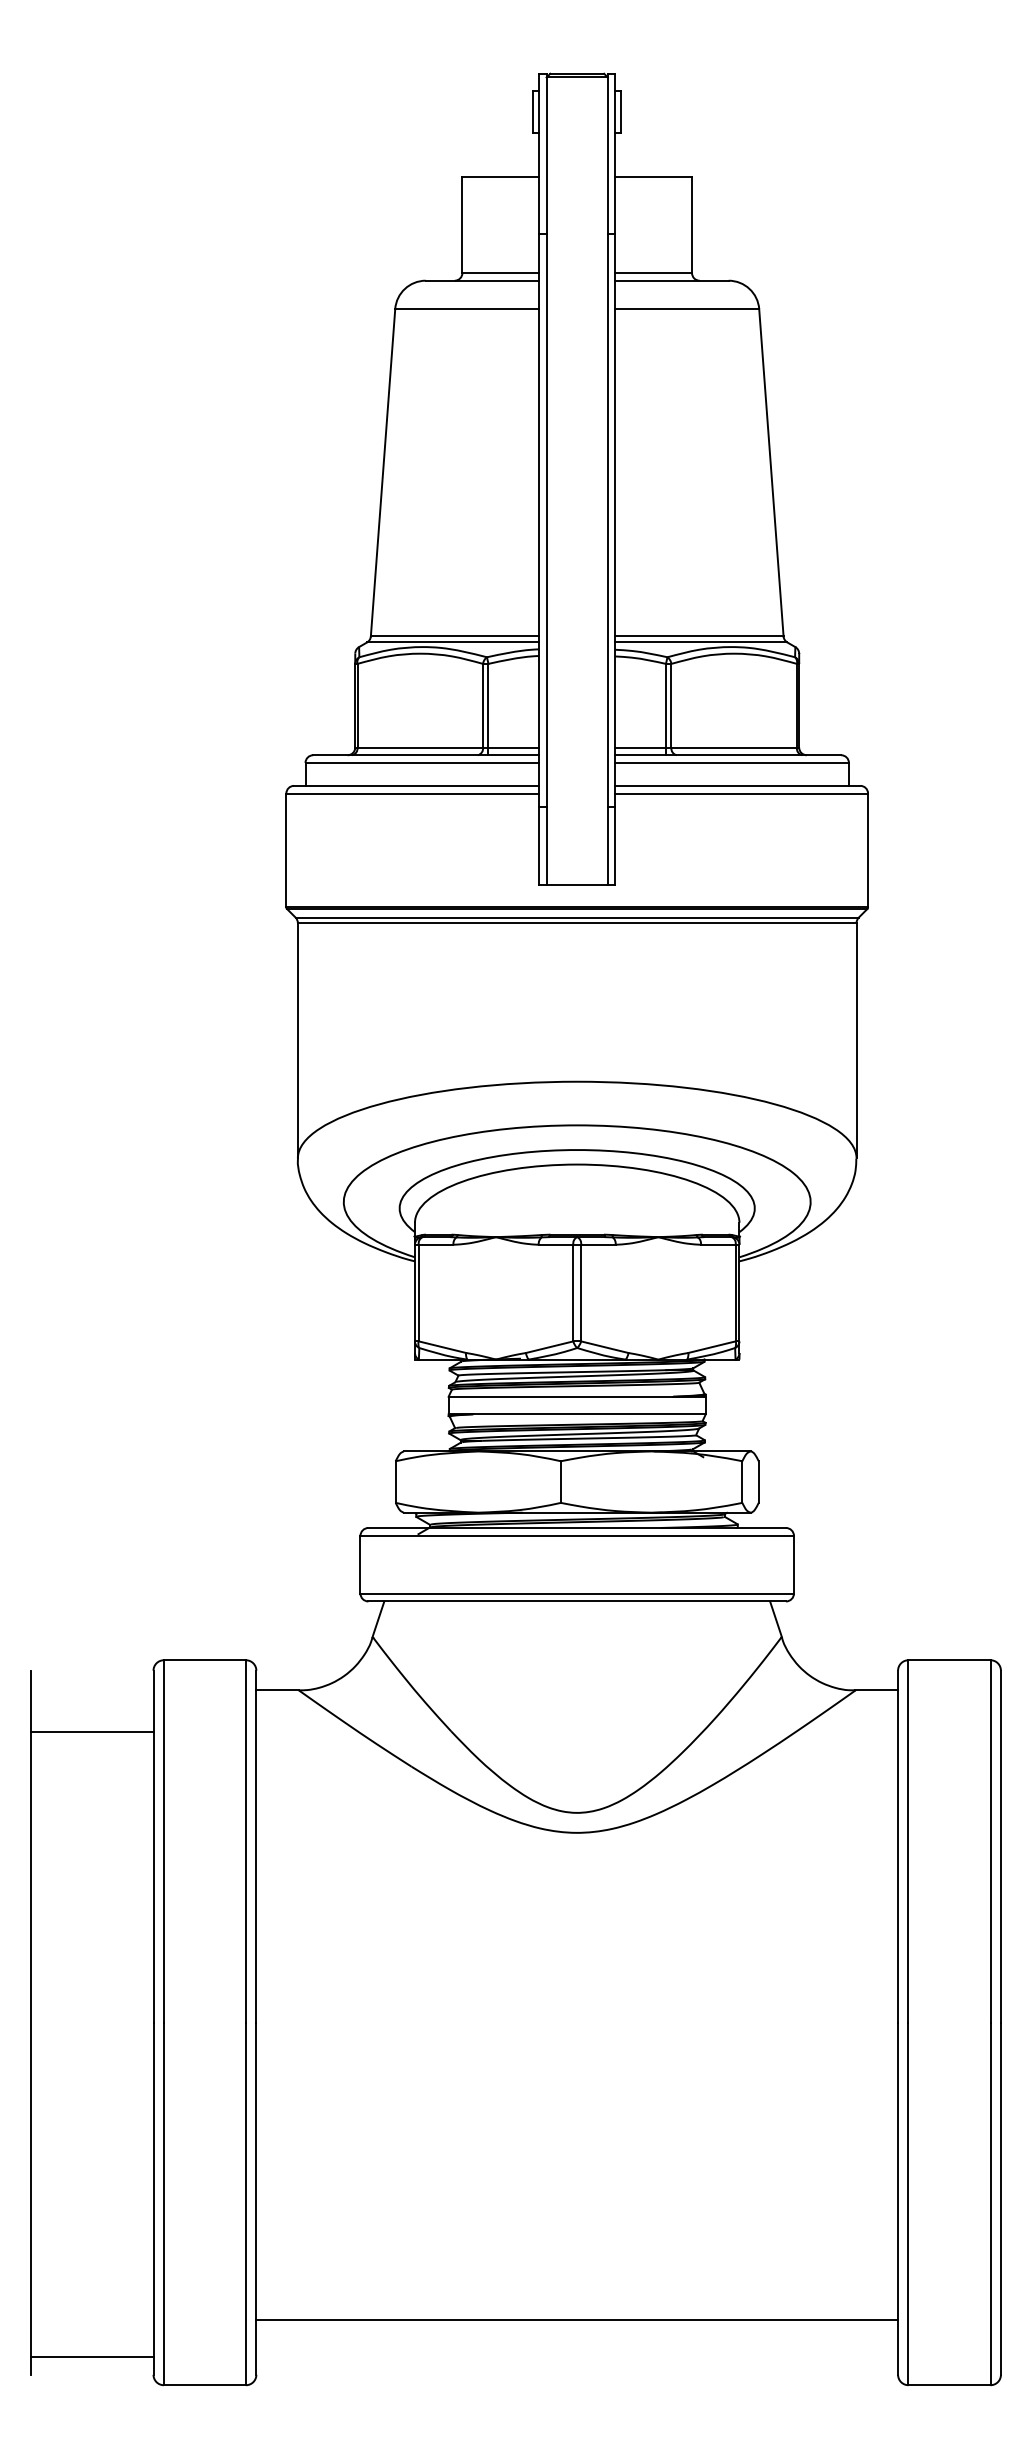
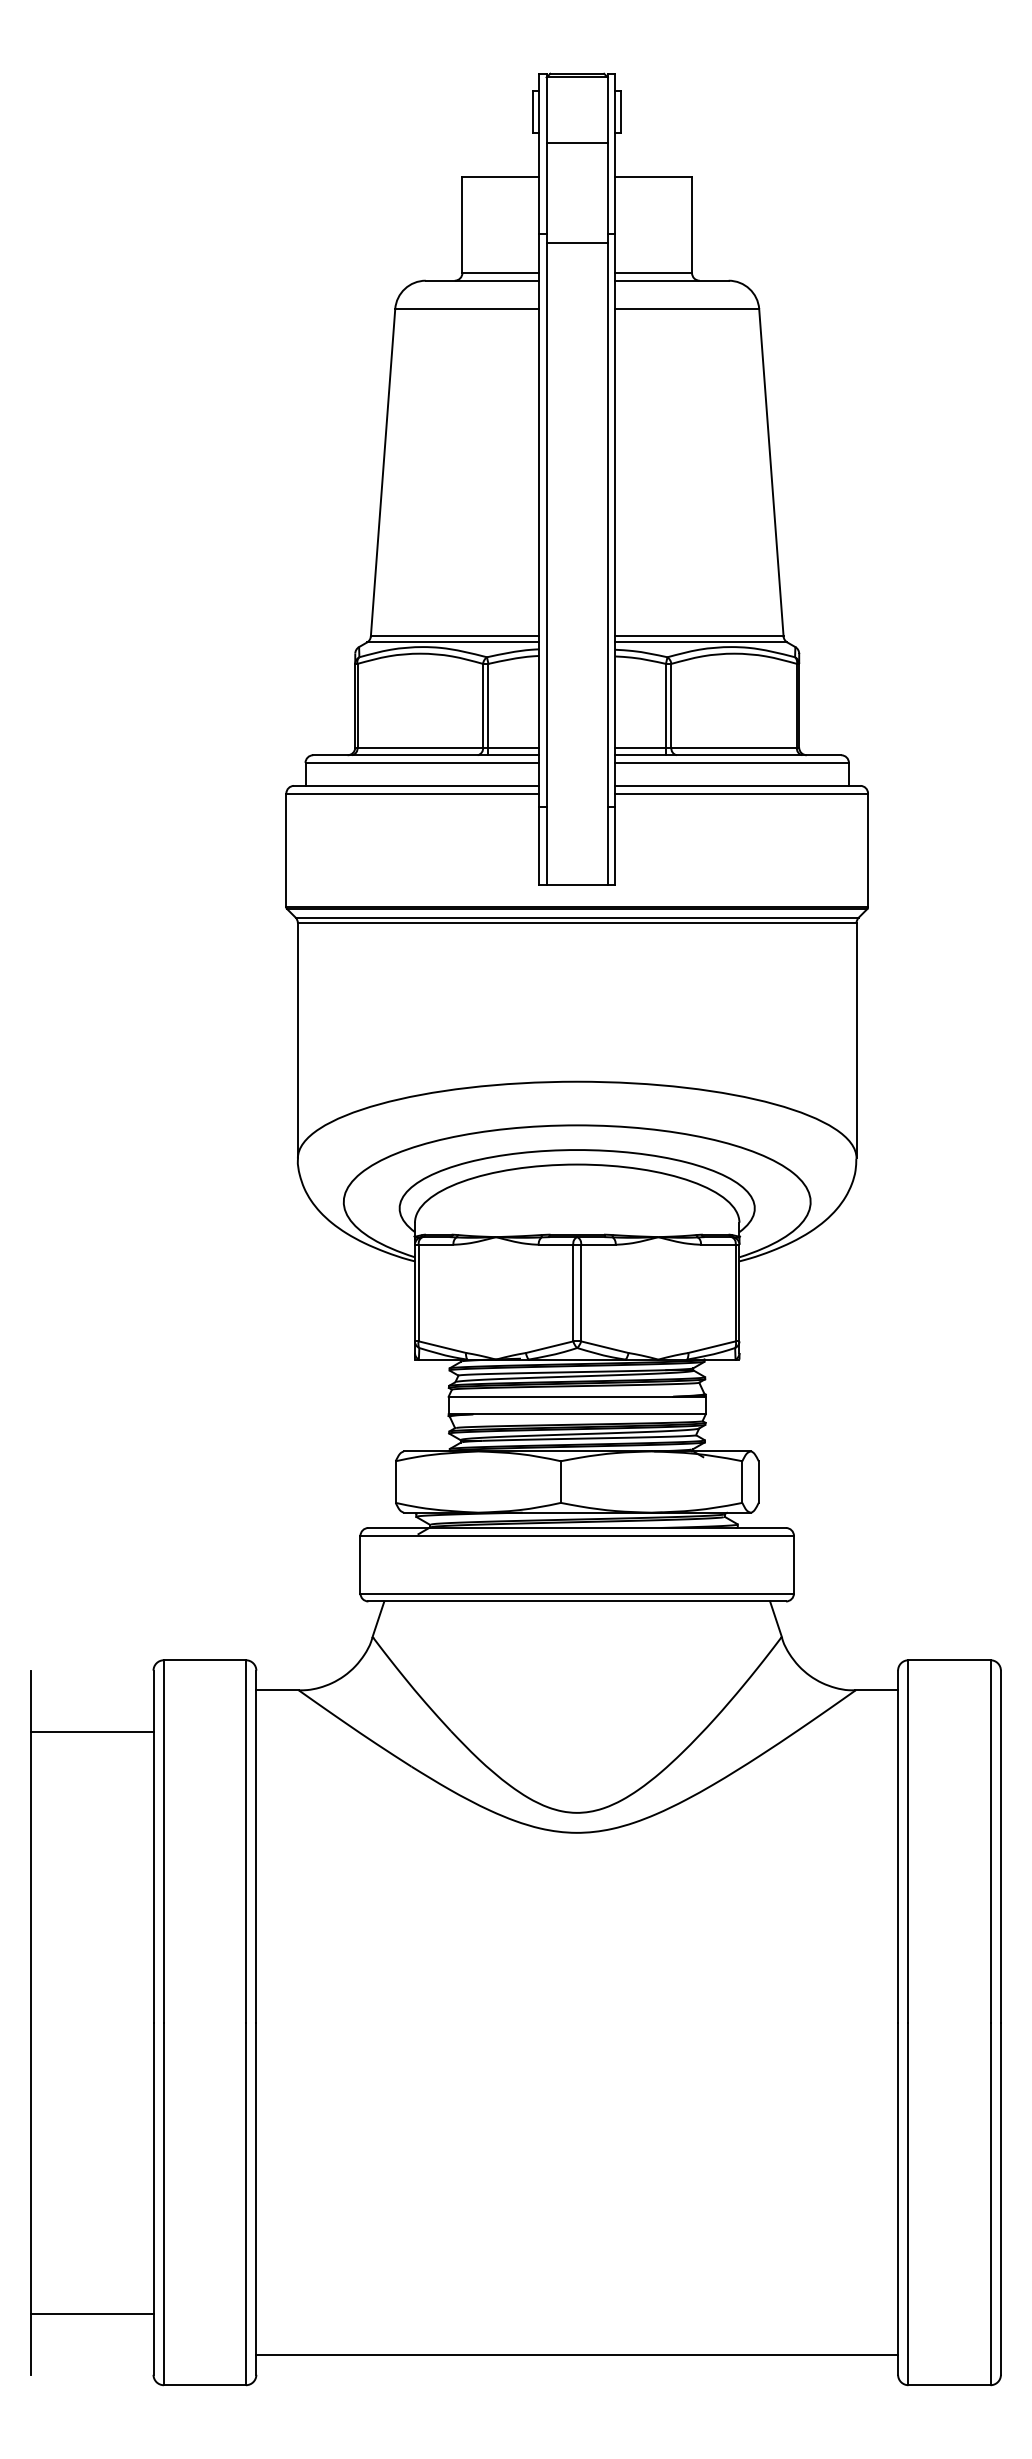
line: none -> present (576, 143)
line: none -> present (576, 242)
line position: (577, 2320) -> (577, 2355) (577, 2355)
line position: (92, 2356) -> (92, 2313) (92, 2313)
